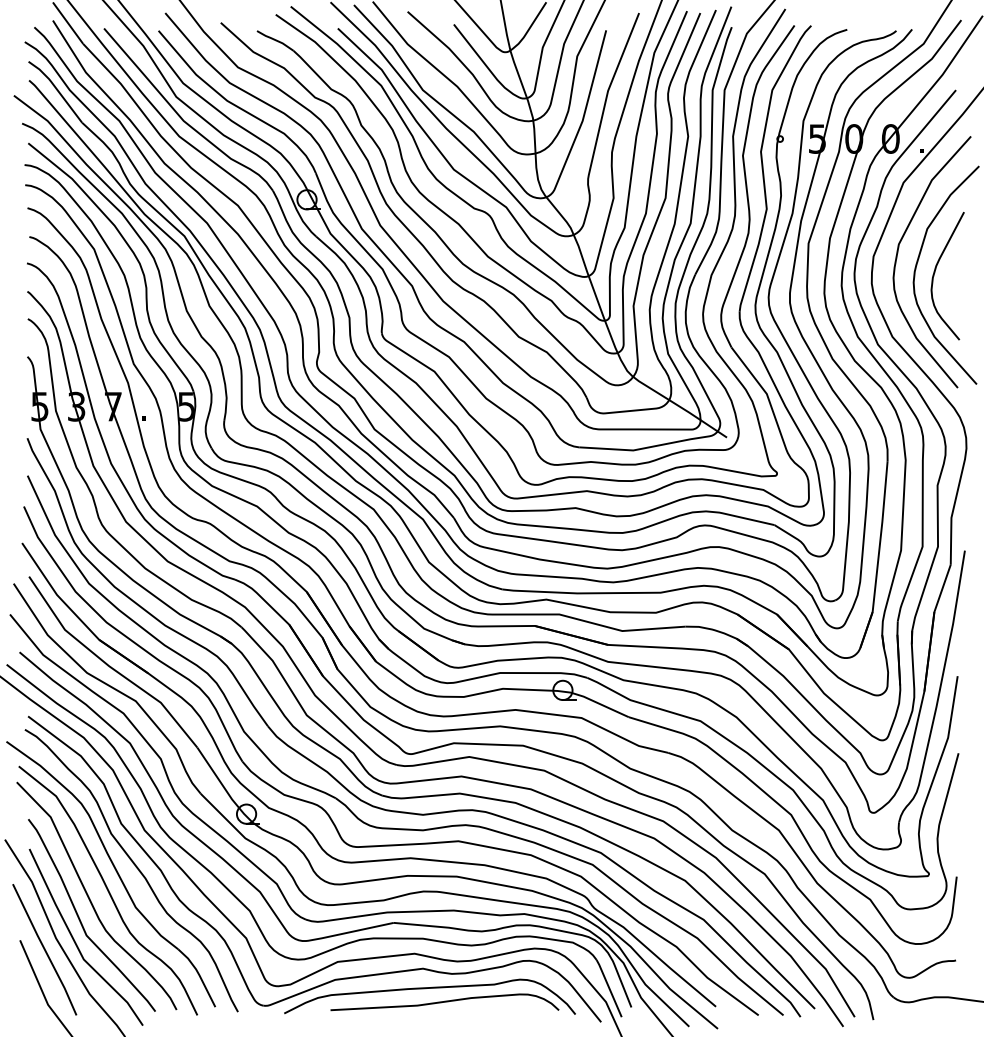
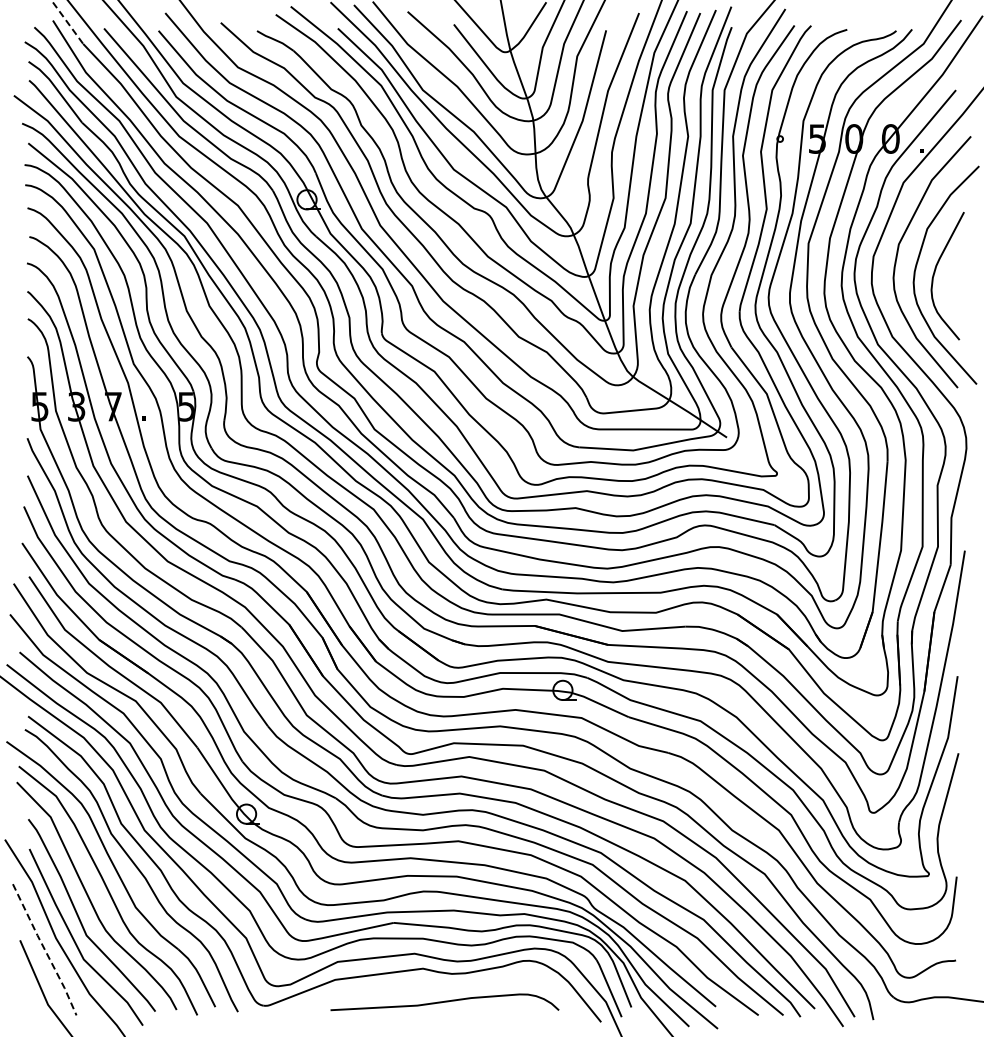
line: solid -> dashed (68, 23)
line: solid -> dashed (45, 950)
curve: present -> none (429, 988)
